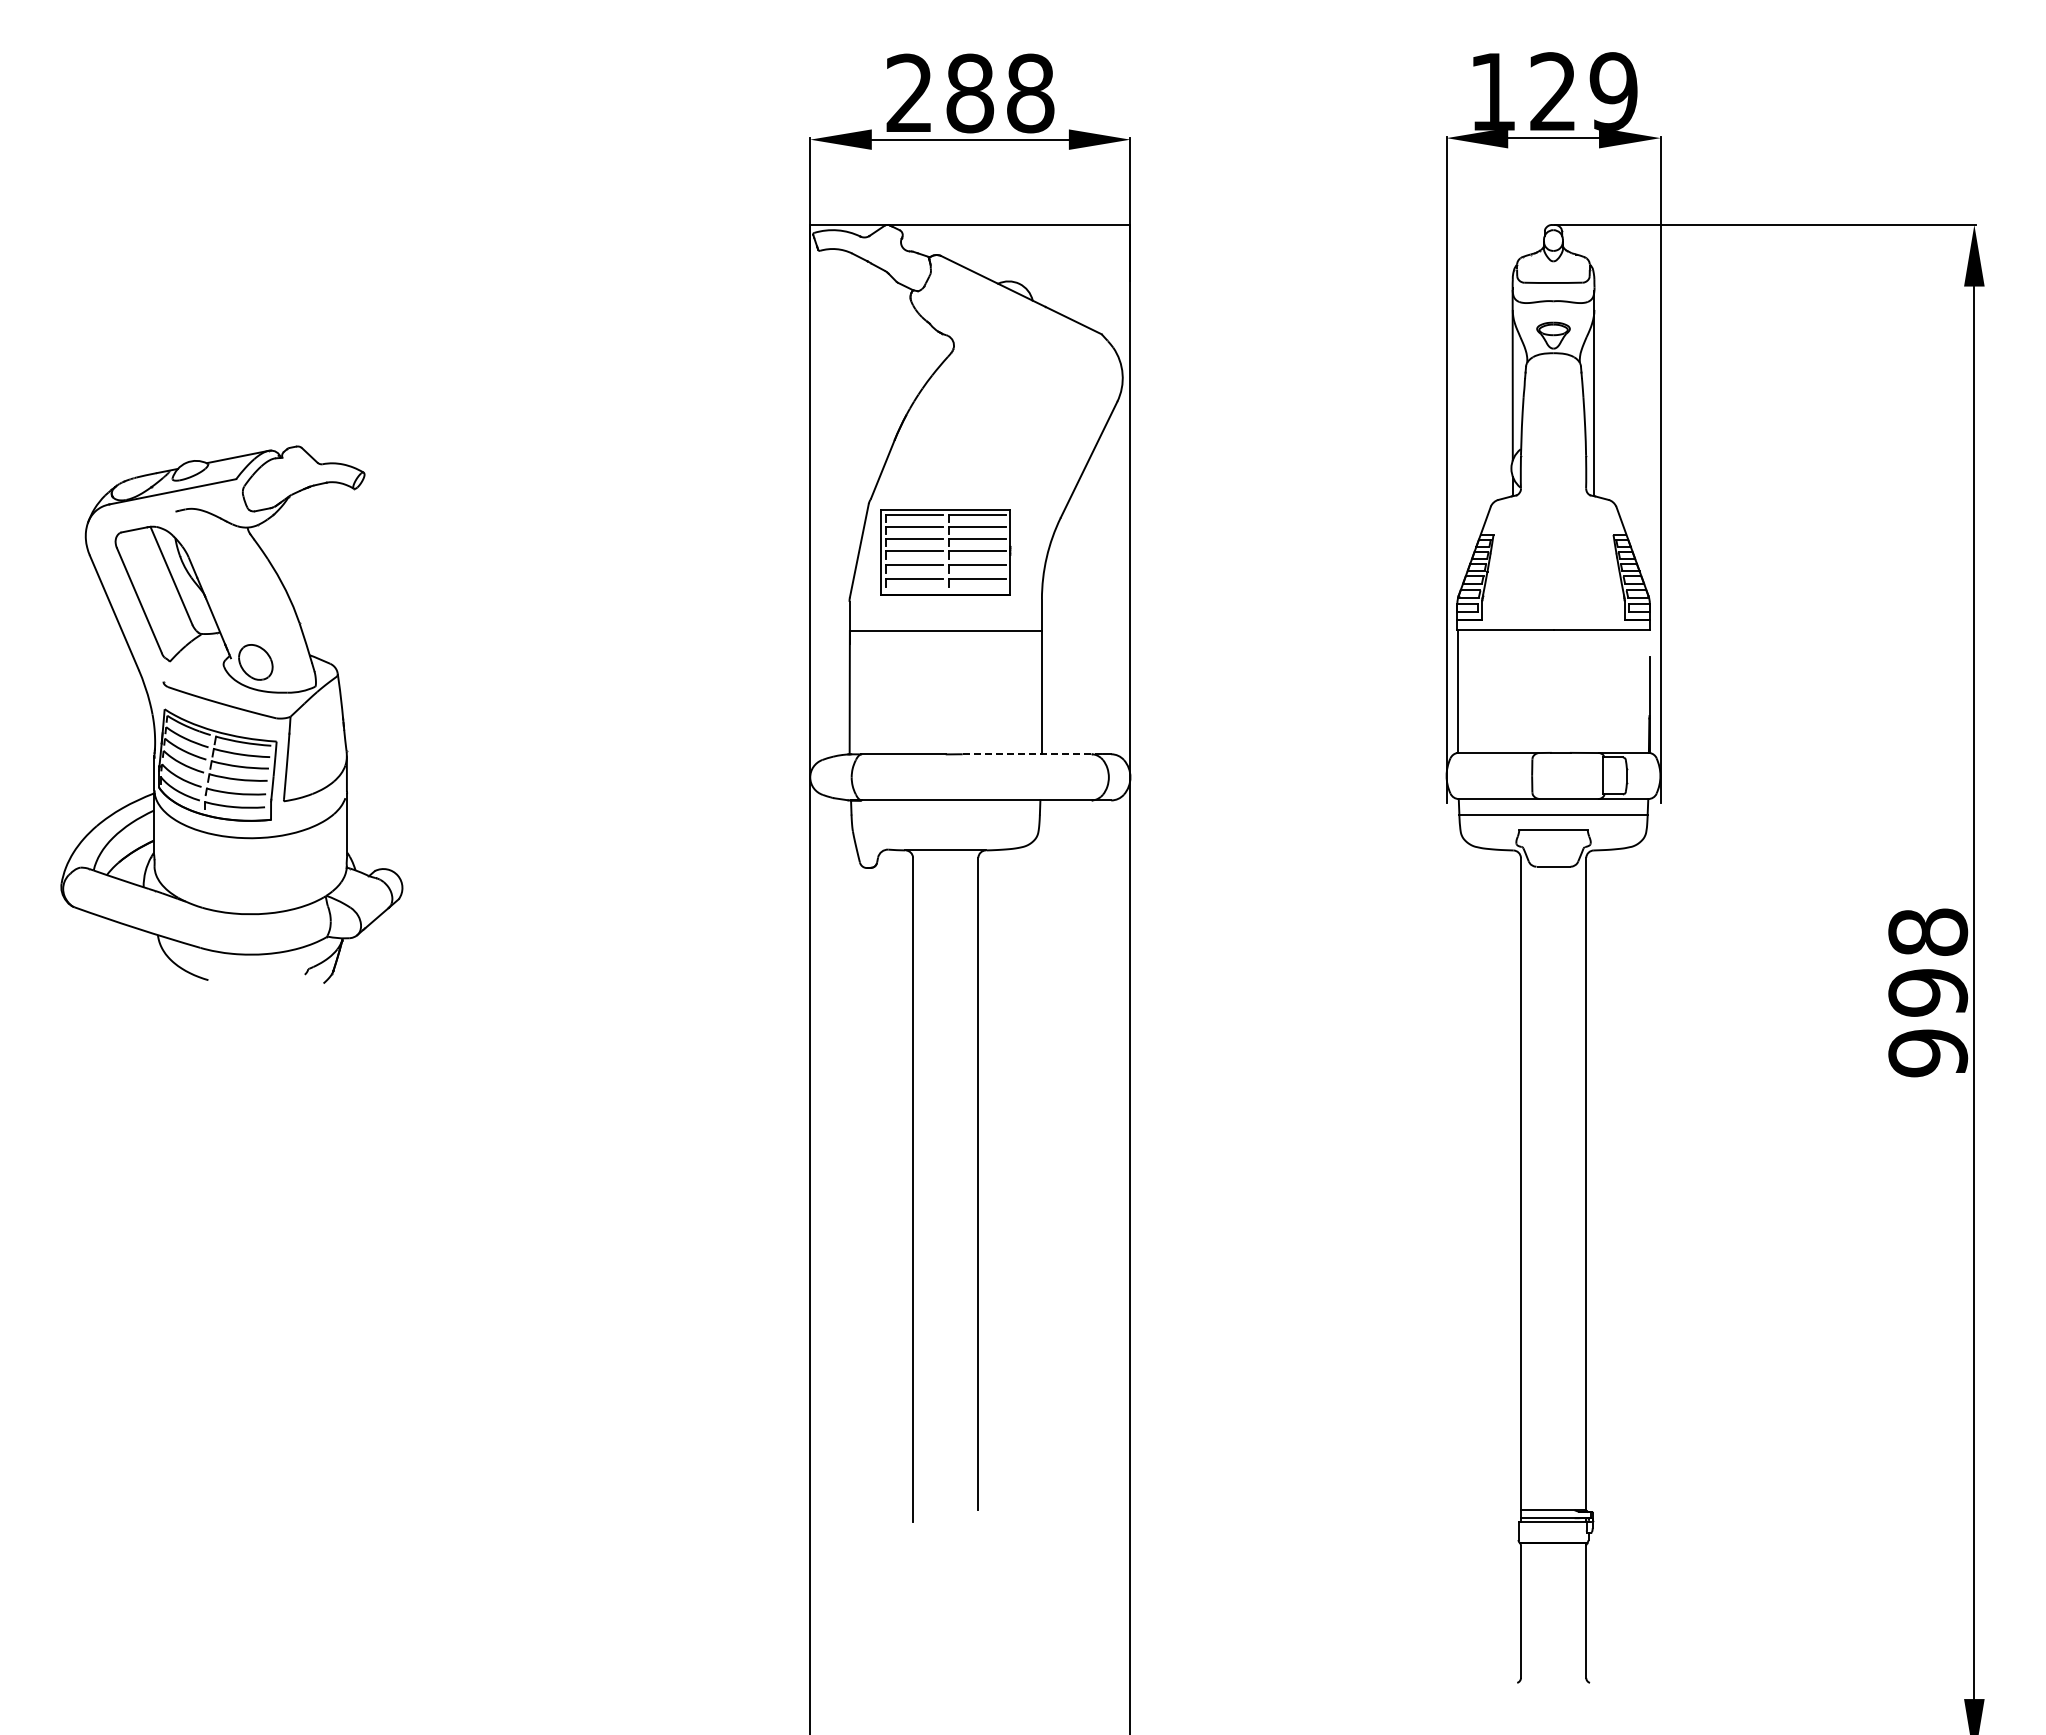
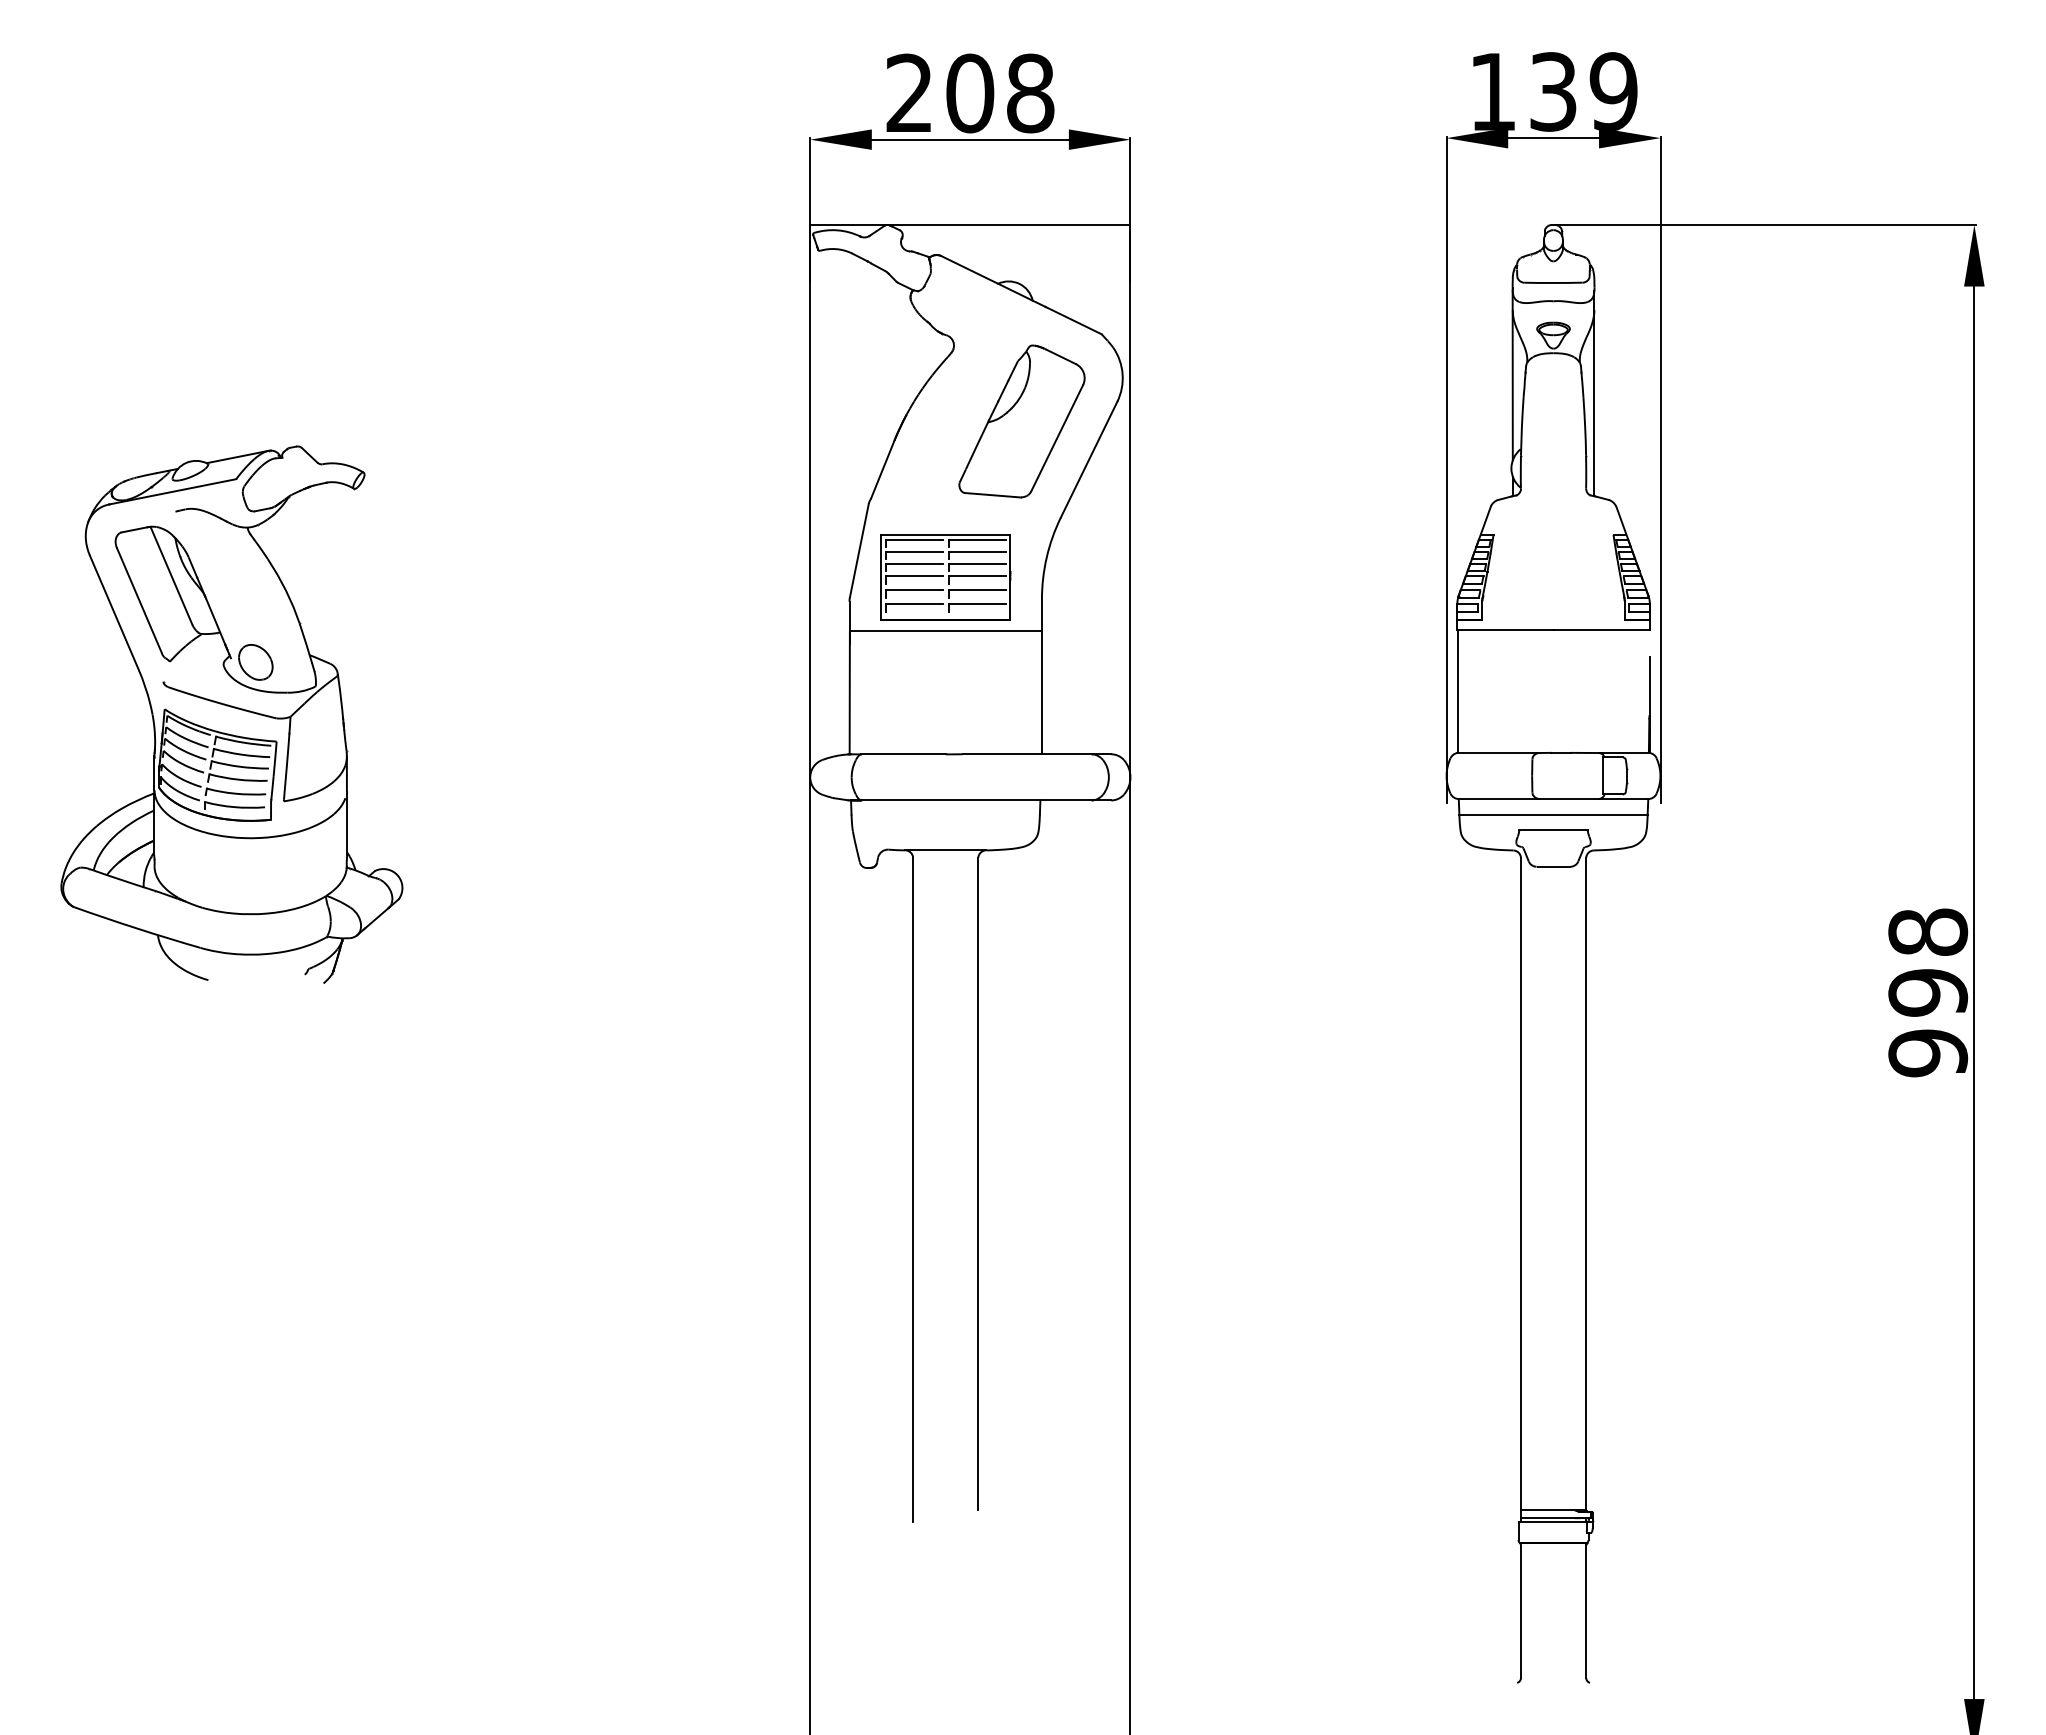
text: 129 -> 139 (1553, 91)
text: 288 -> 208 (970, 93)
part: none -> present (1021, 421)
part position: (945, 552) -> (945, 577) (945, 577)
line: dashed -> solid (1033, 754)
